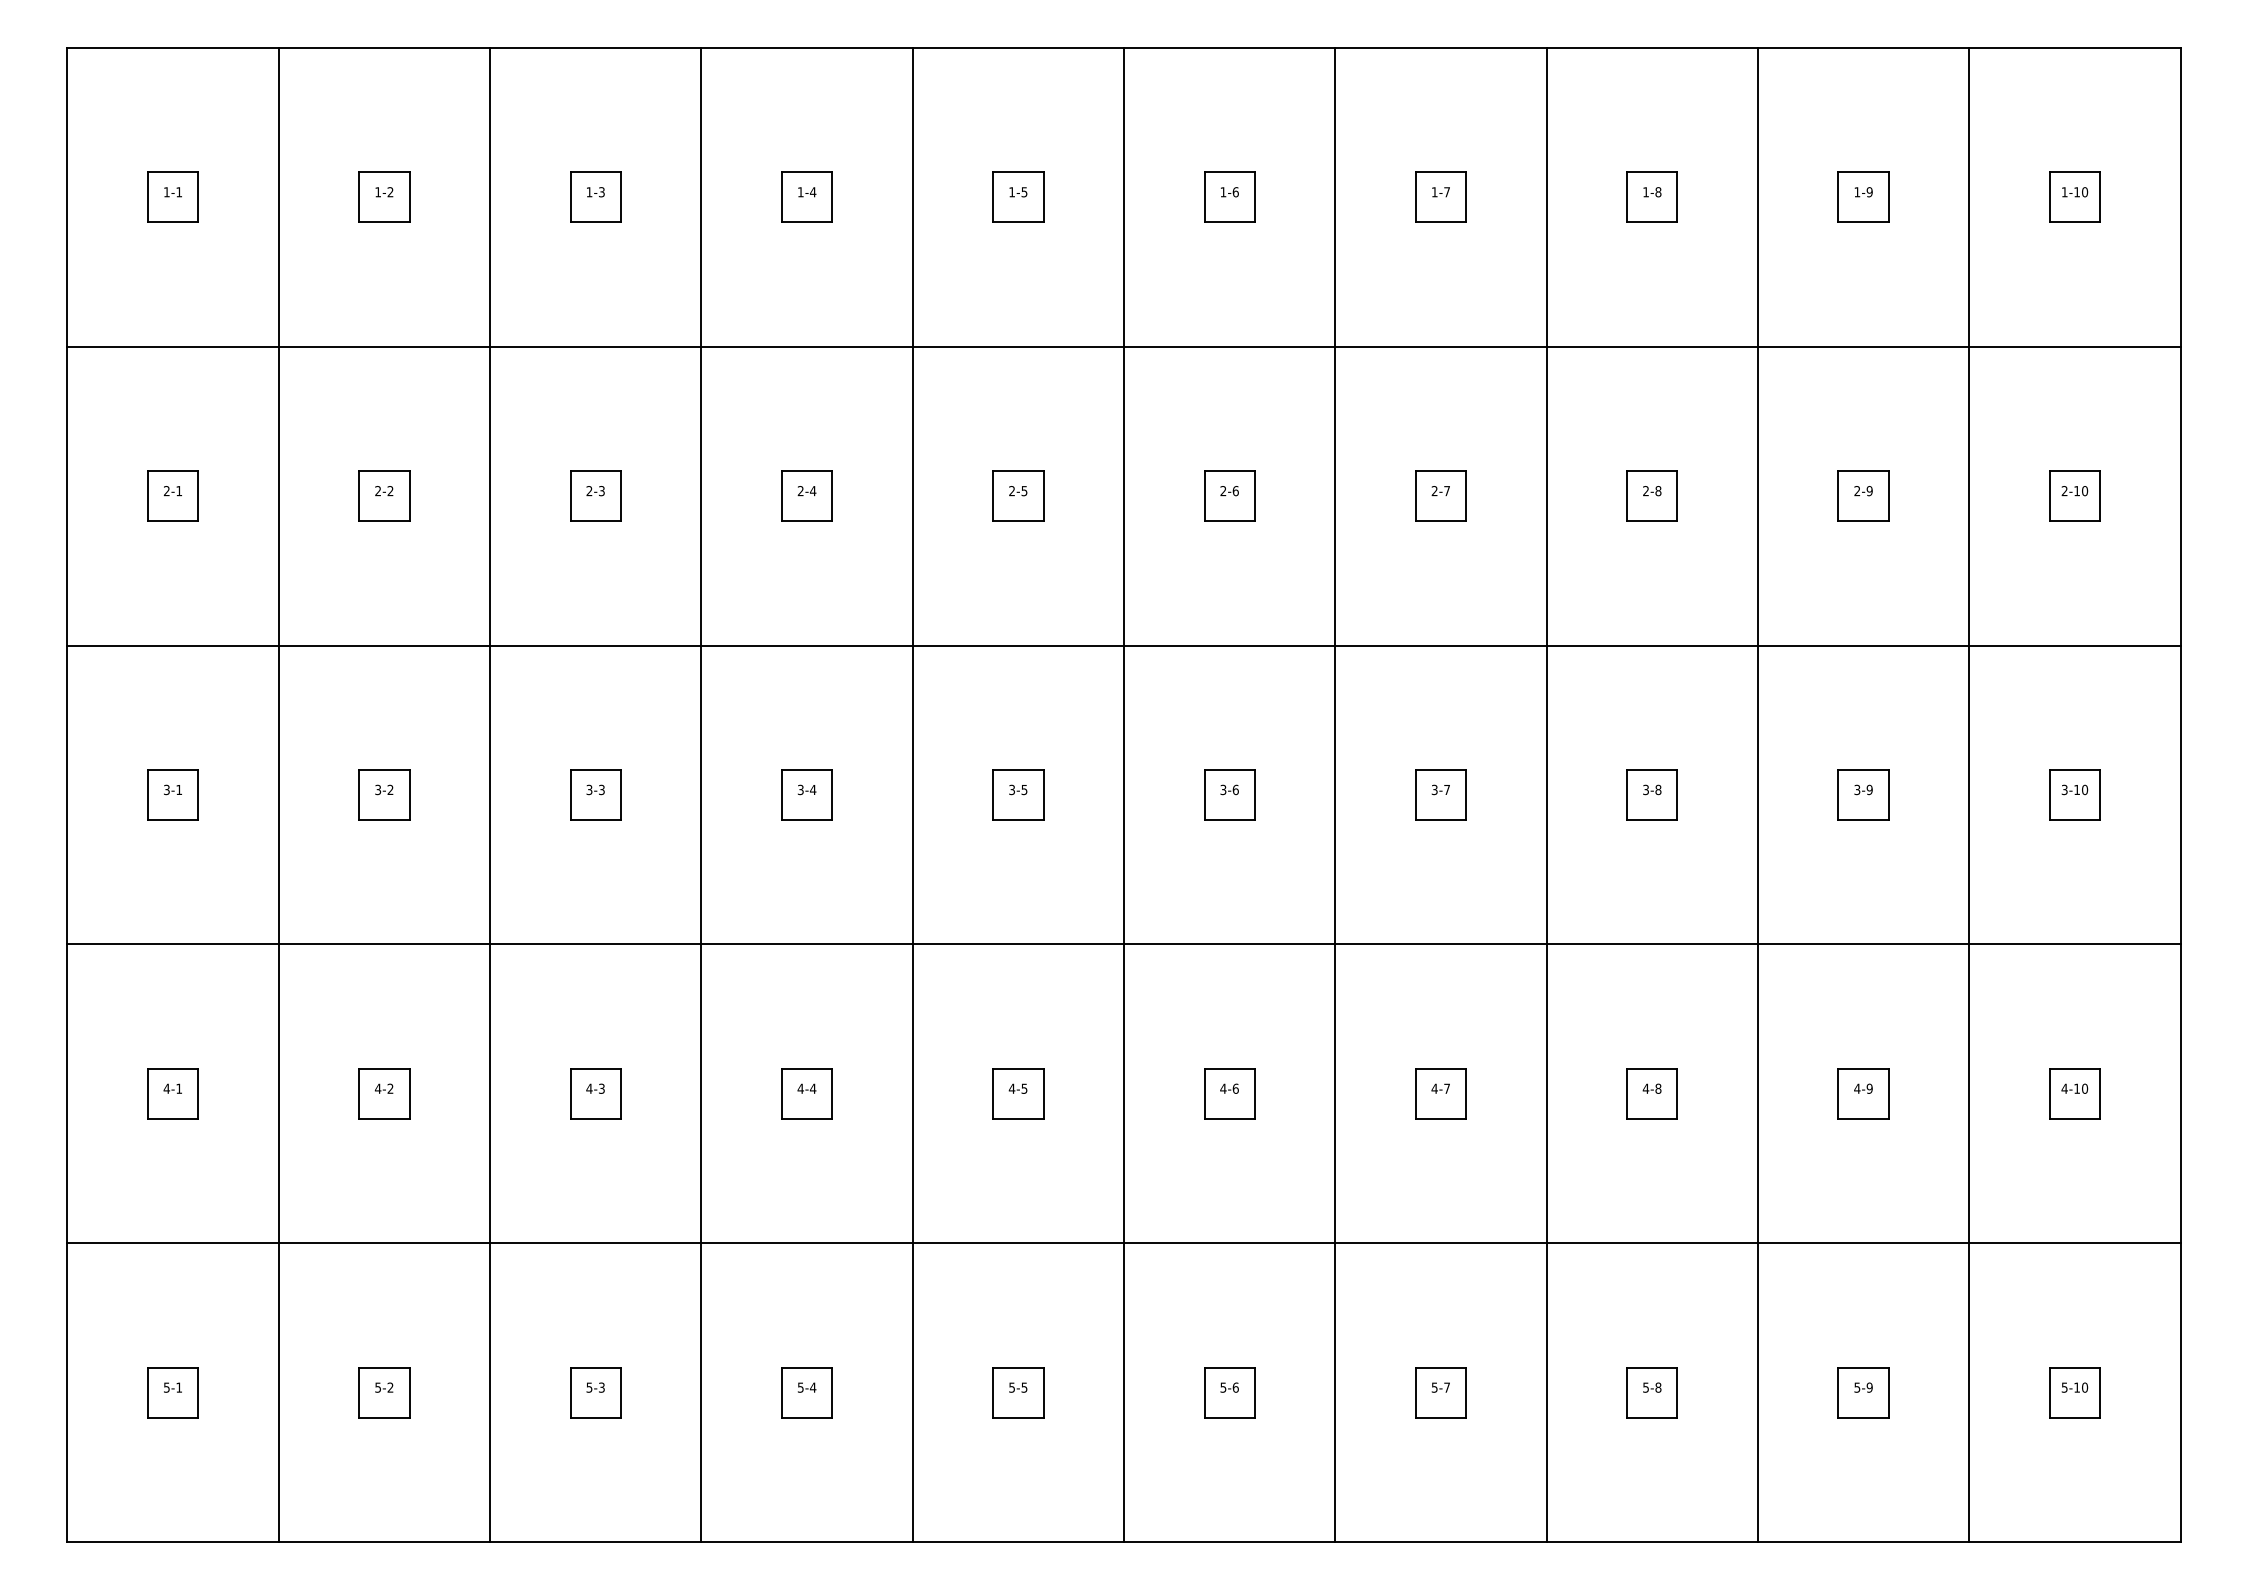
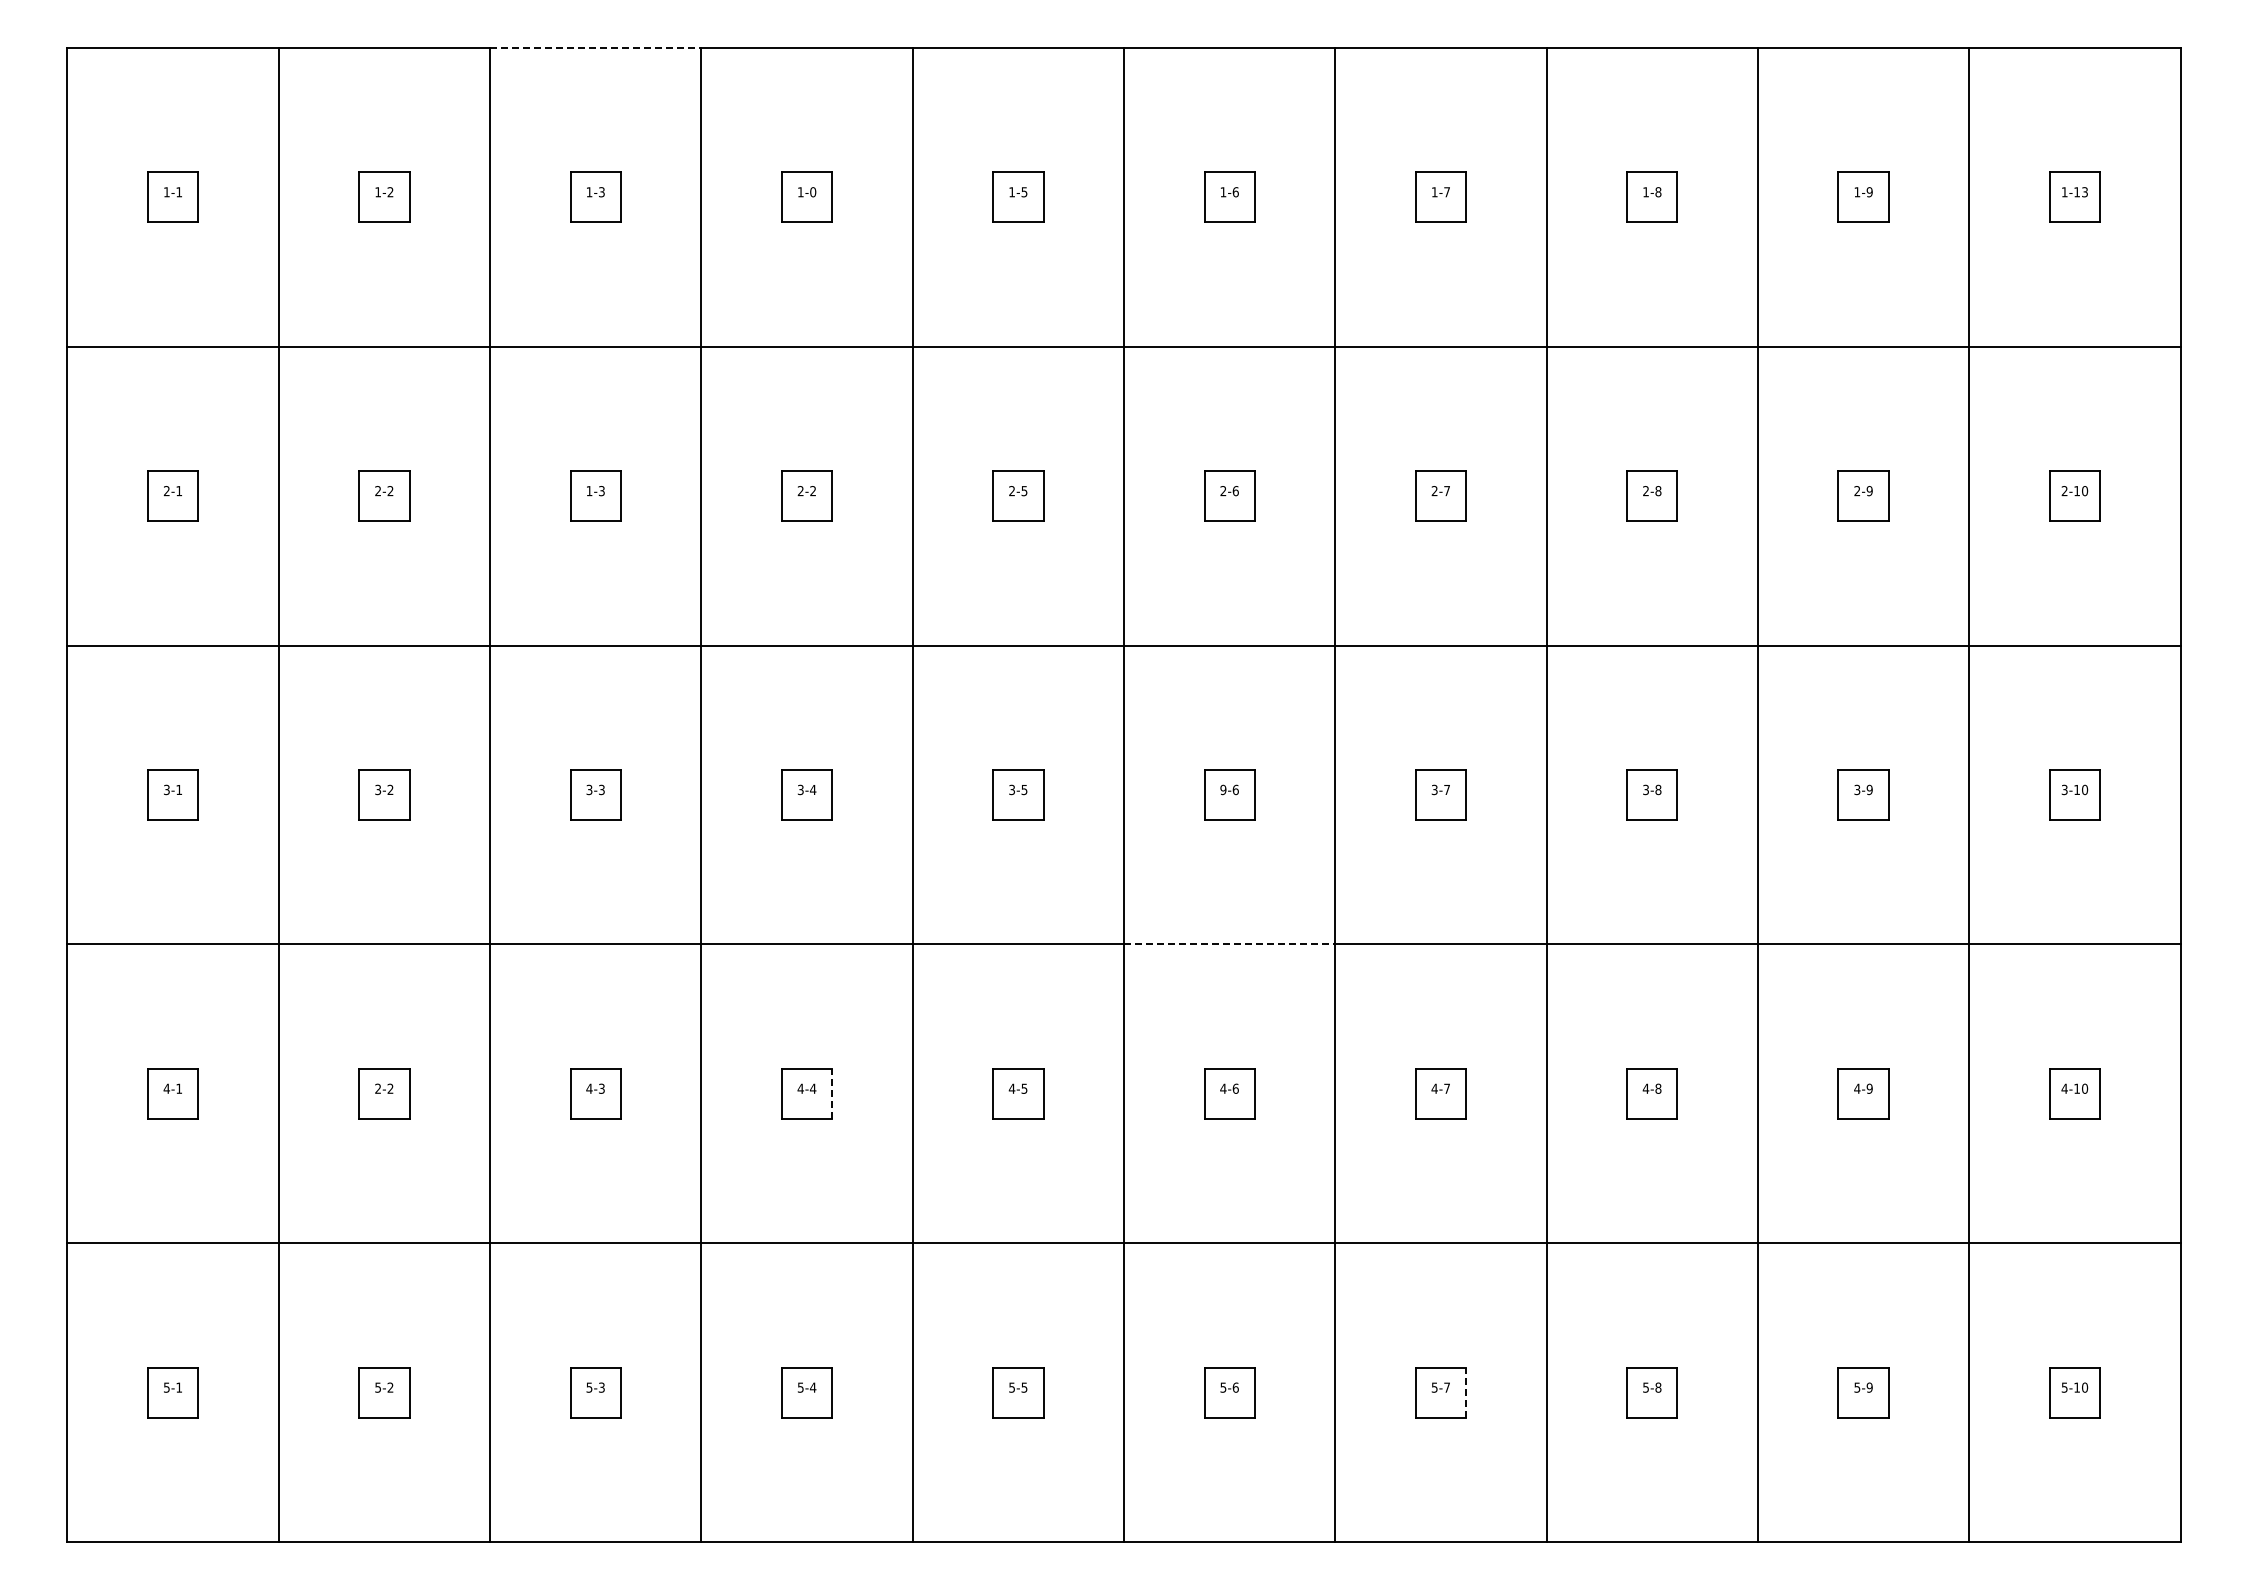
line: solid -> dashed (595, 47)
text: 1-4 -> 1-0 (812, 192)
text: 1-10 -> 1-13 (2085, 192)
text: 2-3 -> 1-3 (589, 490)
text: 2-4 -> 2-2 (813, 491)
text: 3-6 -> 9-6 (1223, 789)
line: solid -> dashed (1229, 944)
text: 4-2 -> 2-2 (377, 1088)
line: solid -> dashed (832, 1093)
line: solid -> dashed (1466, 1392)
